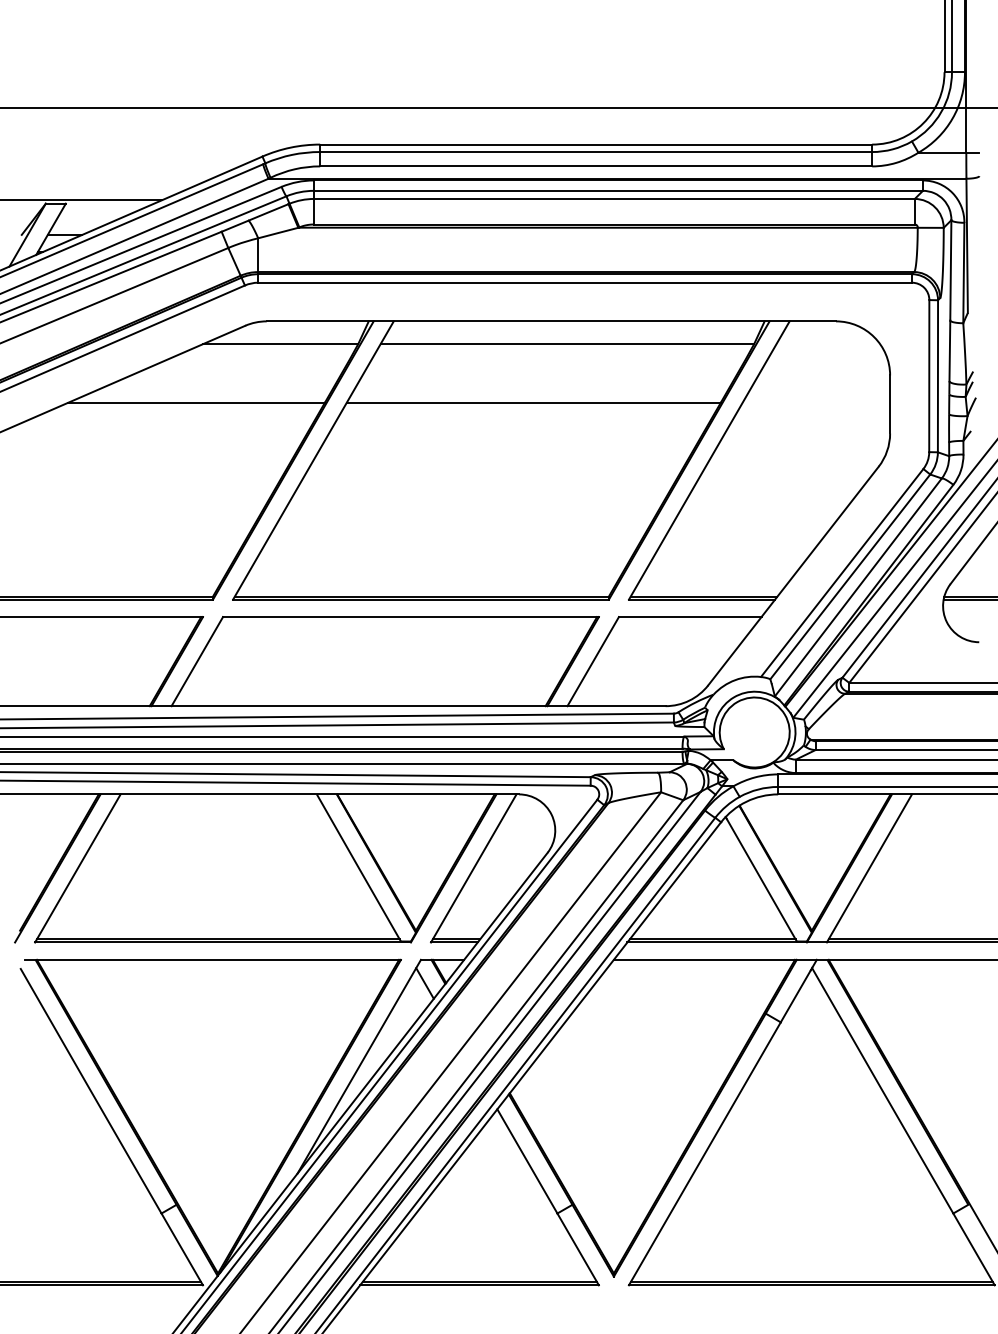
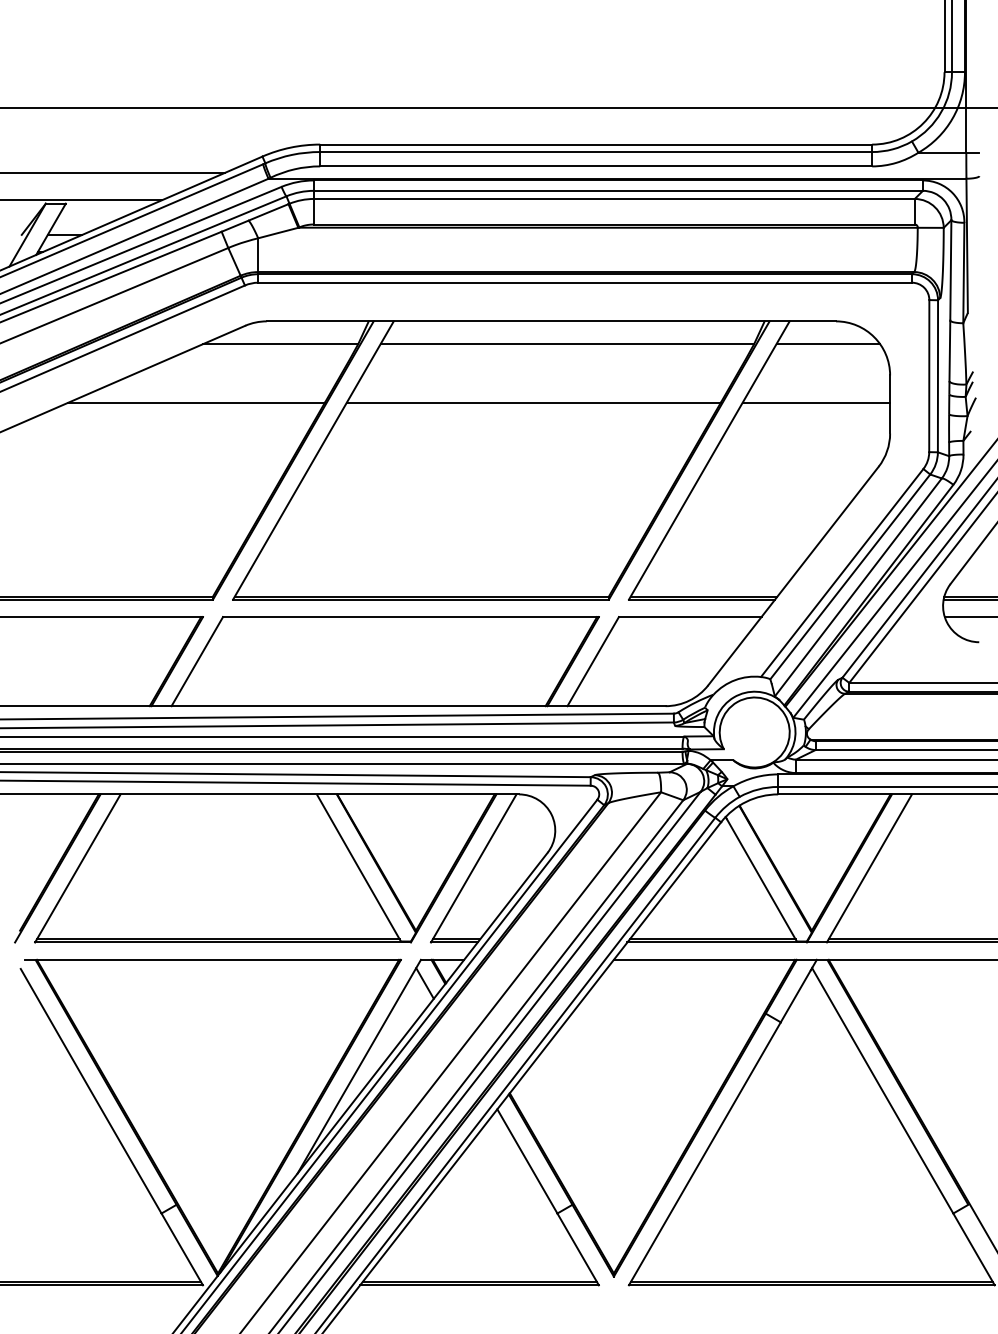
line: none -> present (113, 172)
line: none -> present (828, 344)
line: none -> present (816, 402)
line: none -> present (969, 617)
